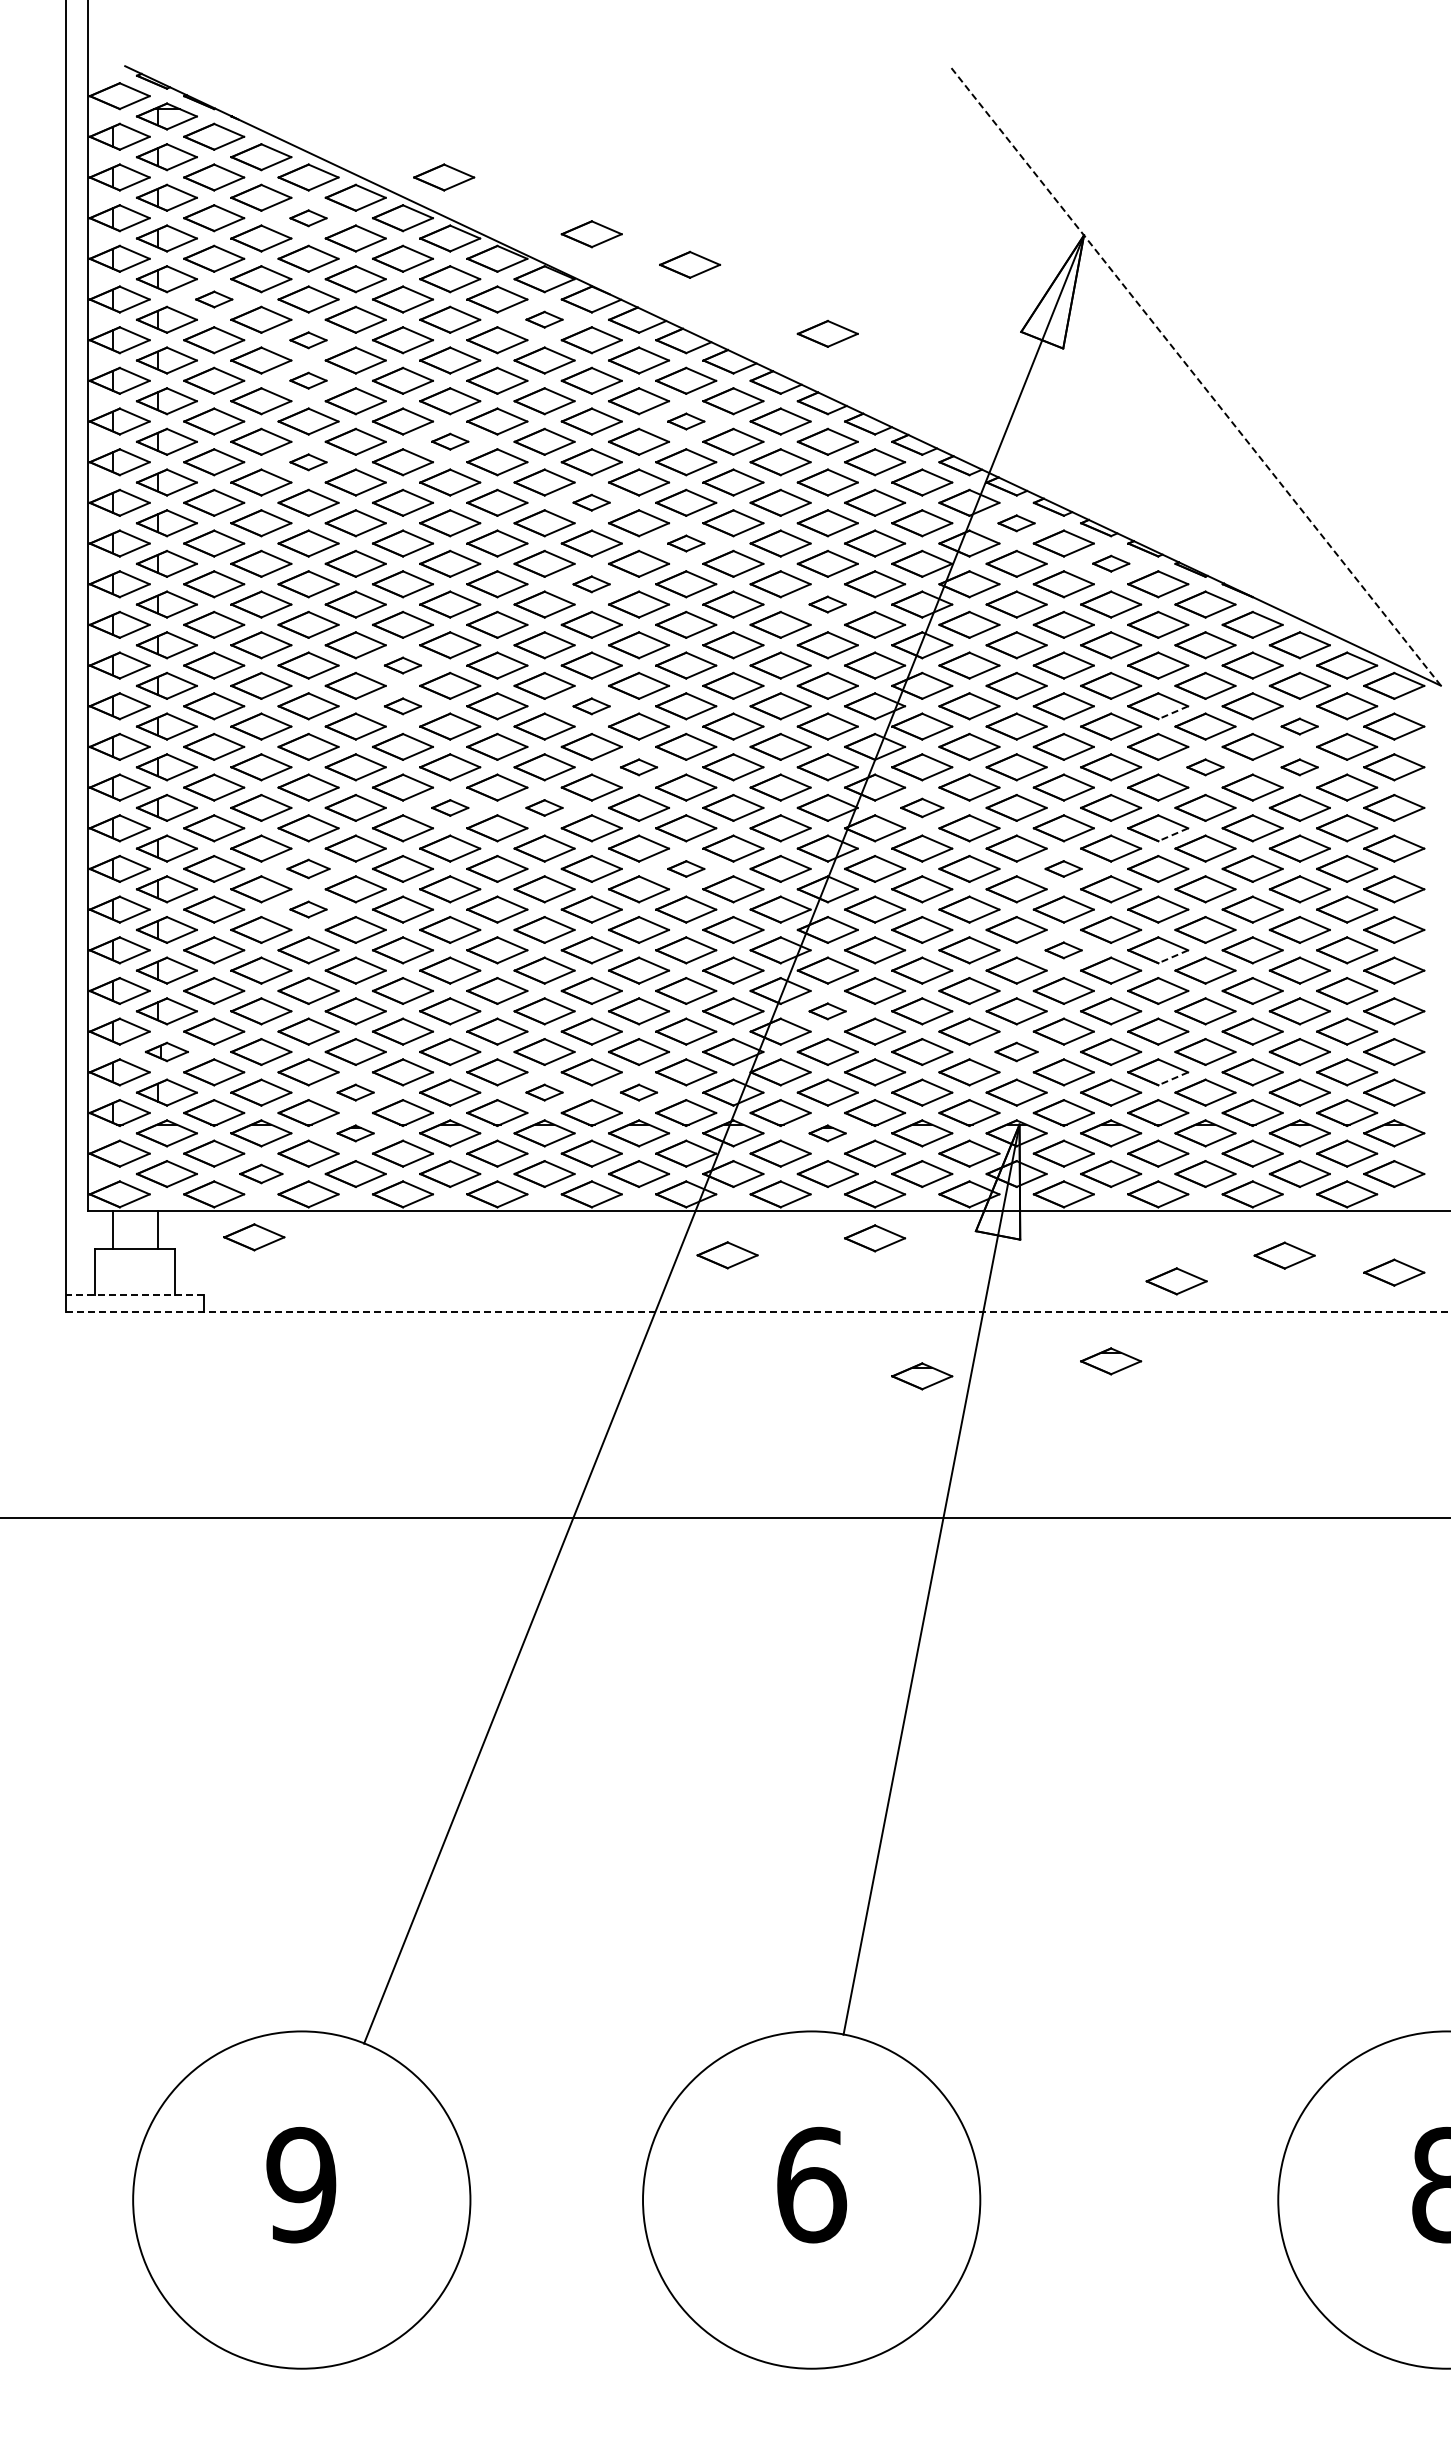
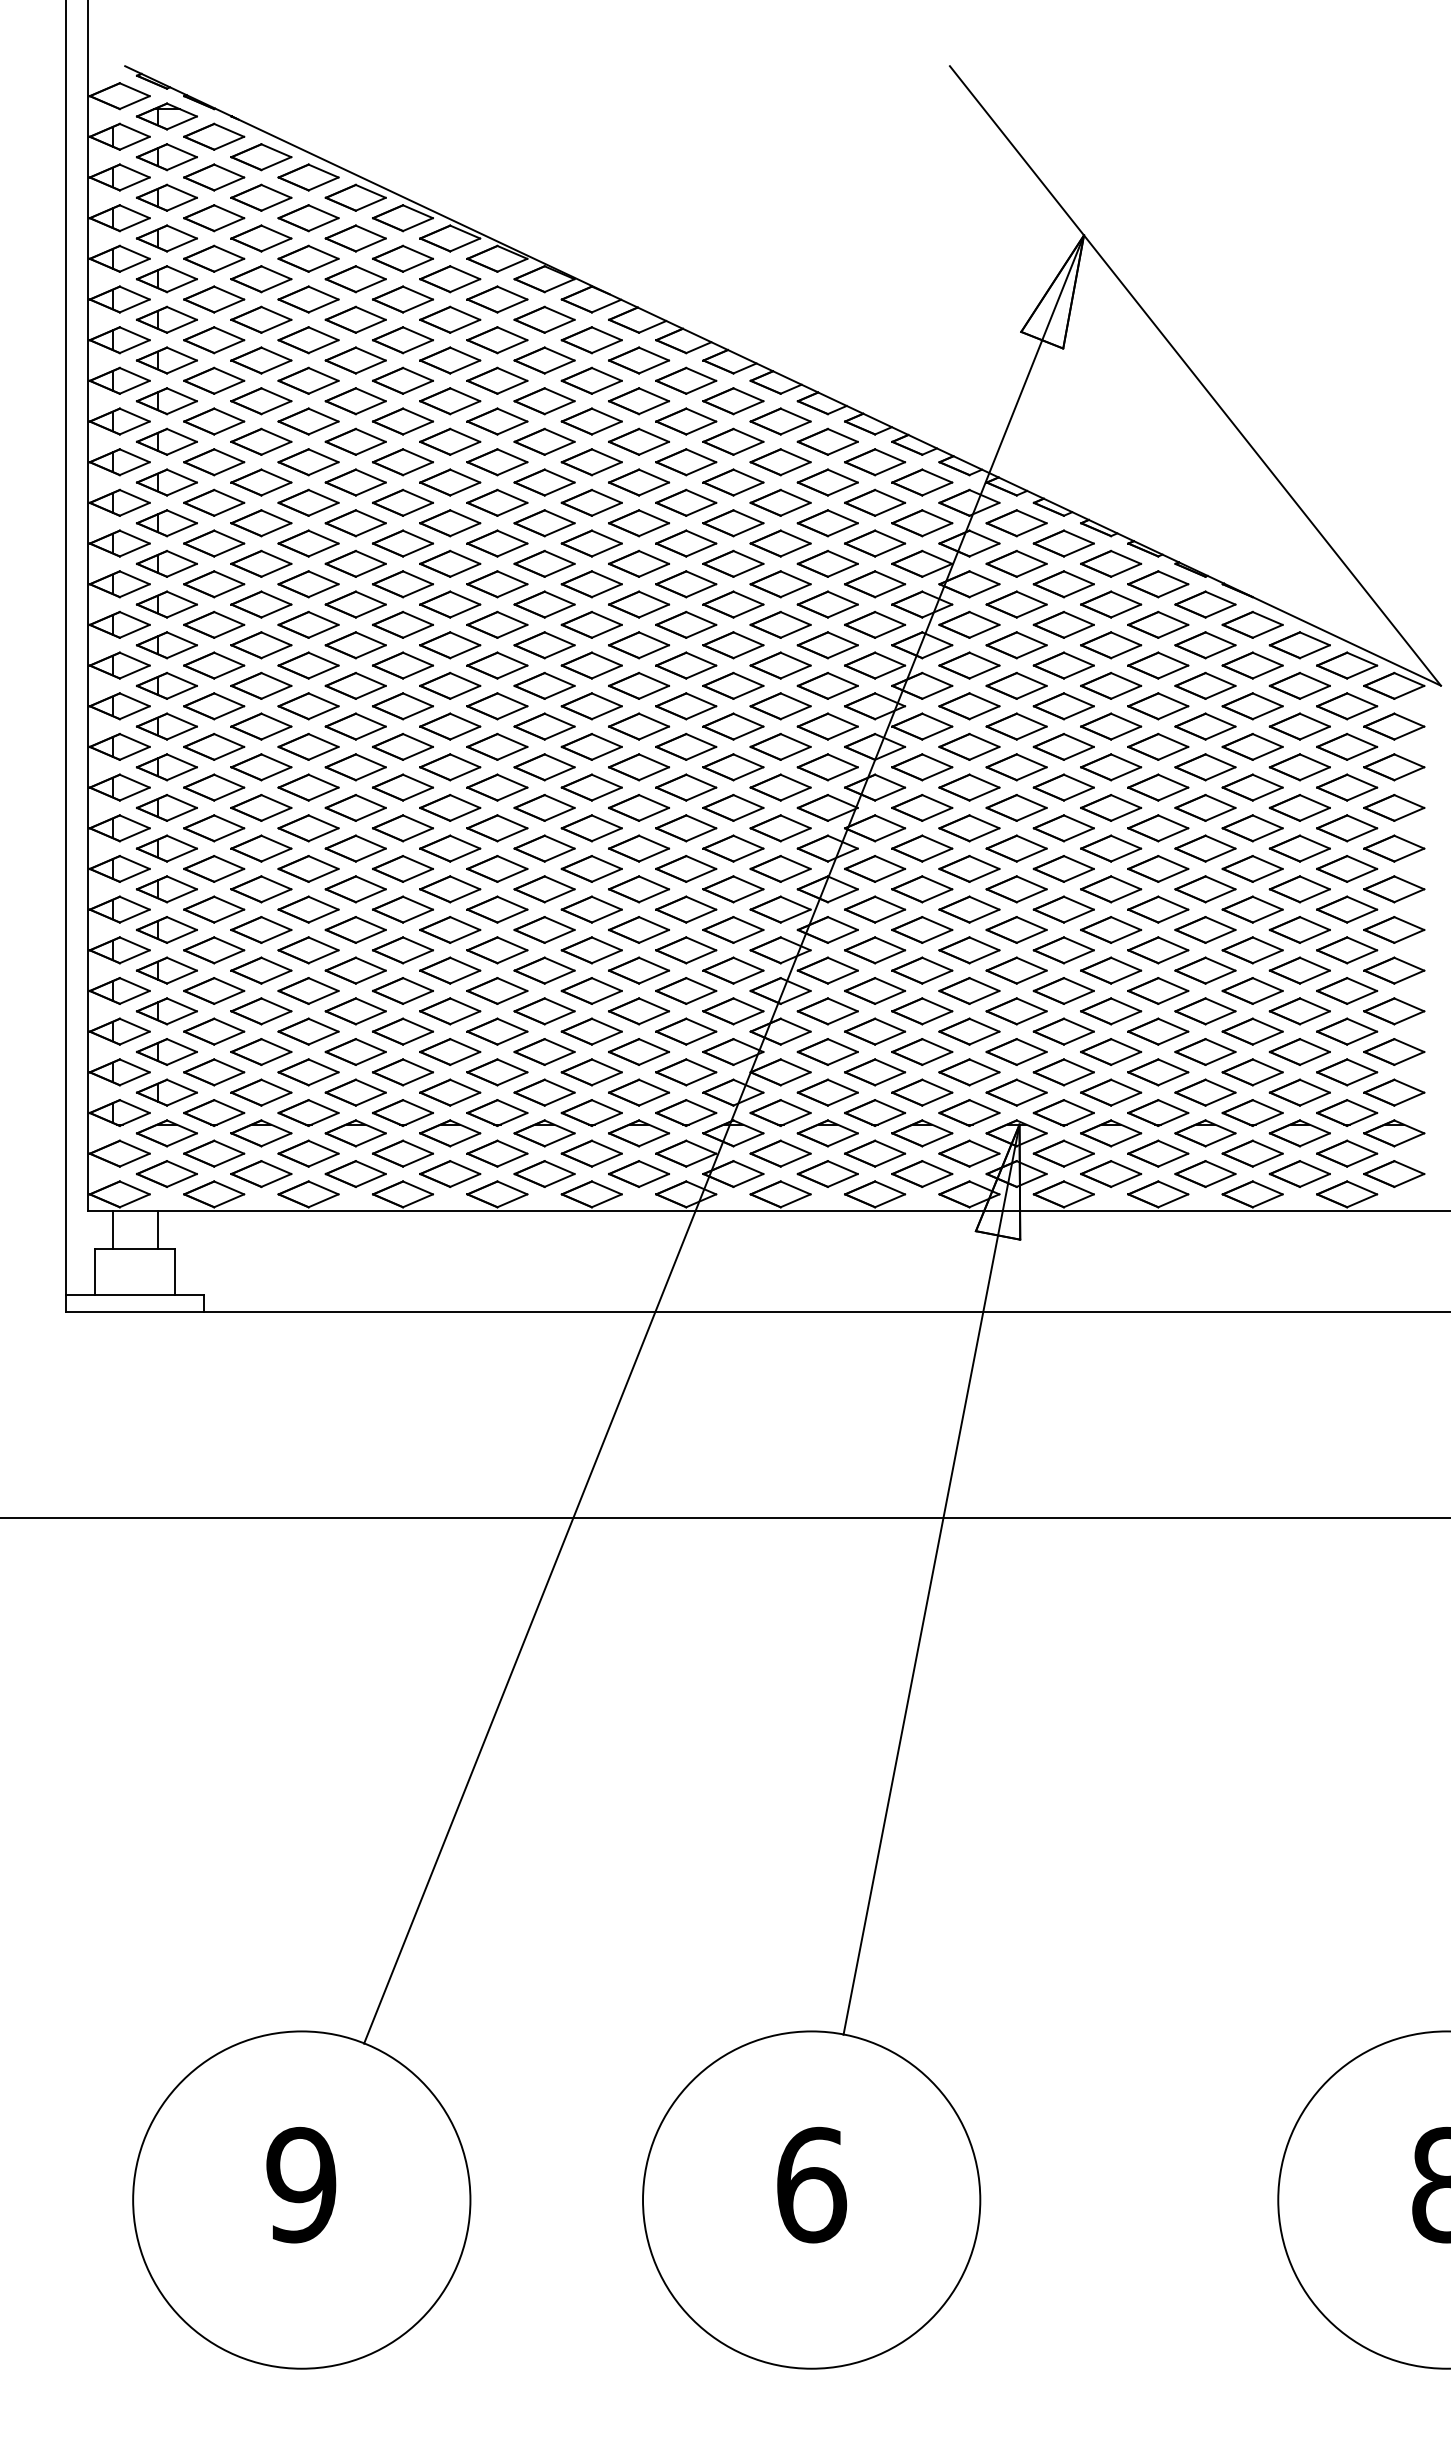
part: present -> none (444, 177)
part size: 39x19 px -> 63x29 px (308, 218)
part: present -> none (591, 234)
part: present -> none (689, 264)
part size: 39x19 px -> 63x29 px (214, 299)
part size: 39x19 px -> 63x29 px (544, 319)
part: present -> none (827, 333)
part size: 39x19 px -> 63x29 px (308, 340)
line: dashed -> solid (1195, 375)
part size: 39x19 px -> 63x29 px (308, 380)
part size: 39x19 px -> 63x29 px (686, 421)
part size: 39x19 px -> 63x29 px (450, 441)
part size: 39x19 px -> 63x29 px (308, 462)
part size: 39x19 px -> 63x29 px (591, 502)
part size: 39x19 px -> 63x29 px (1016, 523)
part size: 39x19 px -> 63x29 px (686, 543)
part size: 39x19 px -> 63x29 px (1111, 563)
part size: 39x19 px -> 63x29 px (591, 584)
part size: 39x19 px -> 63x29 px (827, 604)
part size: 40x19 px -> 62x29 px (402, 665)
part size: 39x19 px -> 62x29 px (402, 706)
part size: 39x19 px -> 63x29 px (591, 706)
line: dashed -> solid (1172, 712)
part size: 39x19 px -> 63x29 px (1299, 726)
part size: 39x19 px -> 62x29 px (638, 767)
part size: 39x19 px -> 63x29 px (1205, 767)
part size: 39x19 px -> 63x29 px (1299, 767)
part size: 39x18 px -> 63x28 px (450, 807)
part size: 39x18 px -> 63x28 px (544, 807)
part size: 45x22 px -> 63x28 px (922, 807)
line: dashed -> solid (1172, 834)
part size: 45x22 px -> 63x28 px (308, 868)
part size: 39x18 px -> 63x28 px (686, 868)
part size: 39x18 px -> 63x28 px (1063, 868)
part size: 39x19 px -> 63x29 px (308, 909)
part size: 39x19 px -> 63x29 px (1063, 950)
line: dashed -> solid (1172, 956)
part size: 39x19 px -> 63x29 px (827, 1011)
part size: 44x22 px -> 62x28 px (166, 1051)
part size: 45x22 px -> 63x28 px (1016, 1051)
line: dashed -> solid (1172, 1079)
part size: 39x19 px -> 63x29 px (355, 1092)
part size: 39x19 px -> 63x29 px (544, 1092)
part size: 39x19 px -> 62x29 px (638, 1092)
part size: 39x19 px -> 63x29 px (355, 1133)
part size: 39x19 px -> 63x29 px (827, 1133)
part size: 45x22 px -> 63x28 px (261, 1173)
part: present -> none (254, 1237)
part: present -> none (875, 1238)
part: present -> none (727, 1255)
part: present -> none (1284, 1255)
part: present -> none (1394, 1272)
part: present -> none (1176, 1281)
line: dashed -> solid (135, 1294)
line: dashed -> solid (758, 1311)
part: present -> none (1111, 1361)
part: present -> none (922, 1376)
